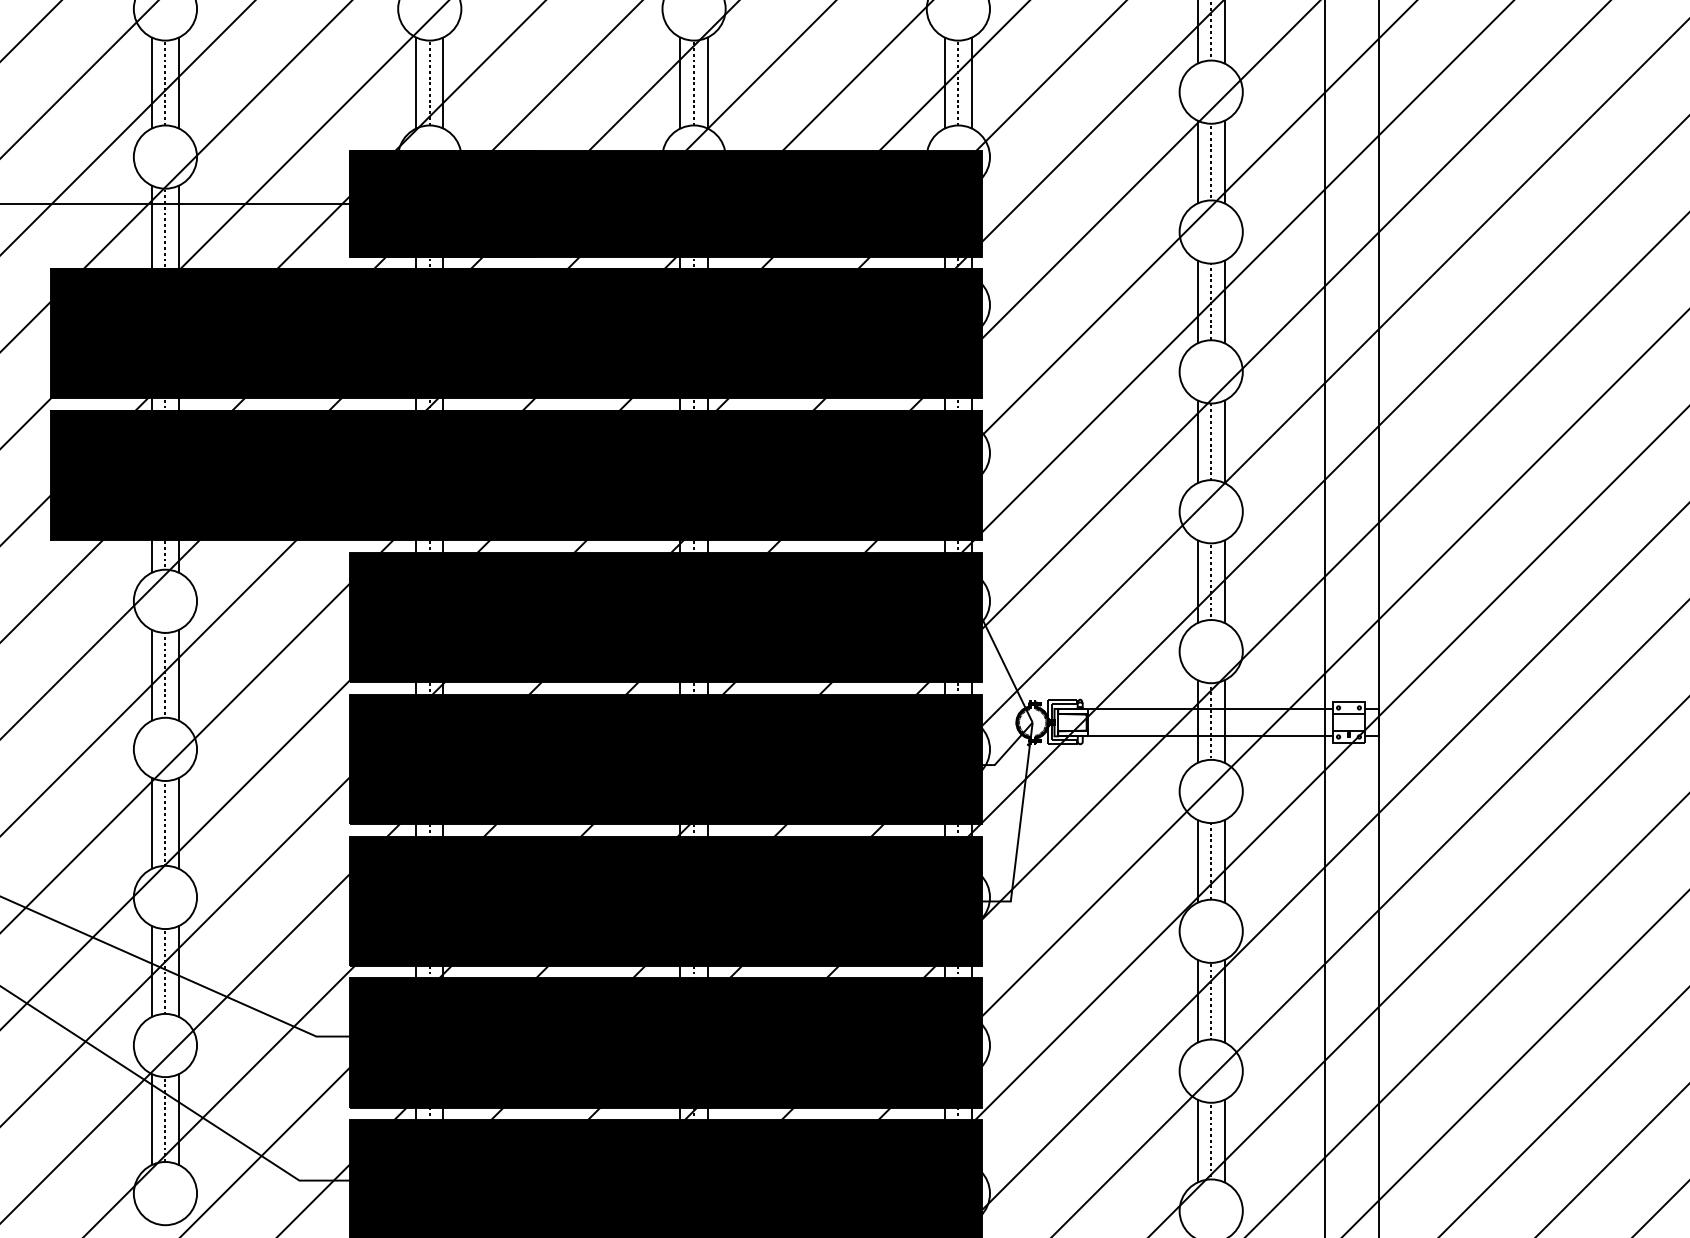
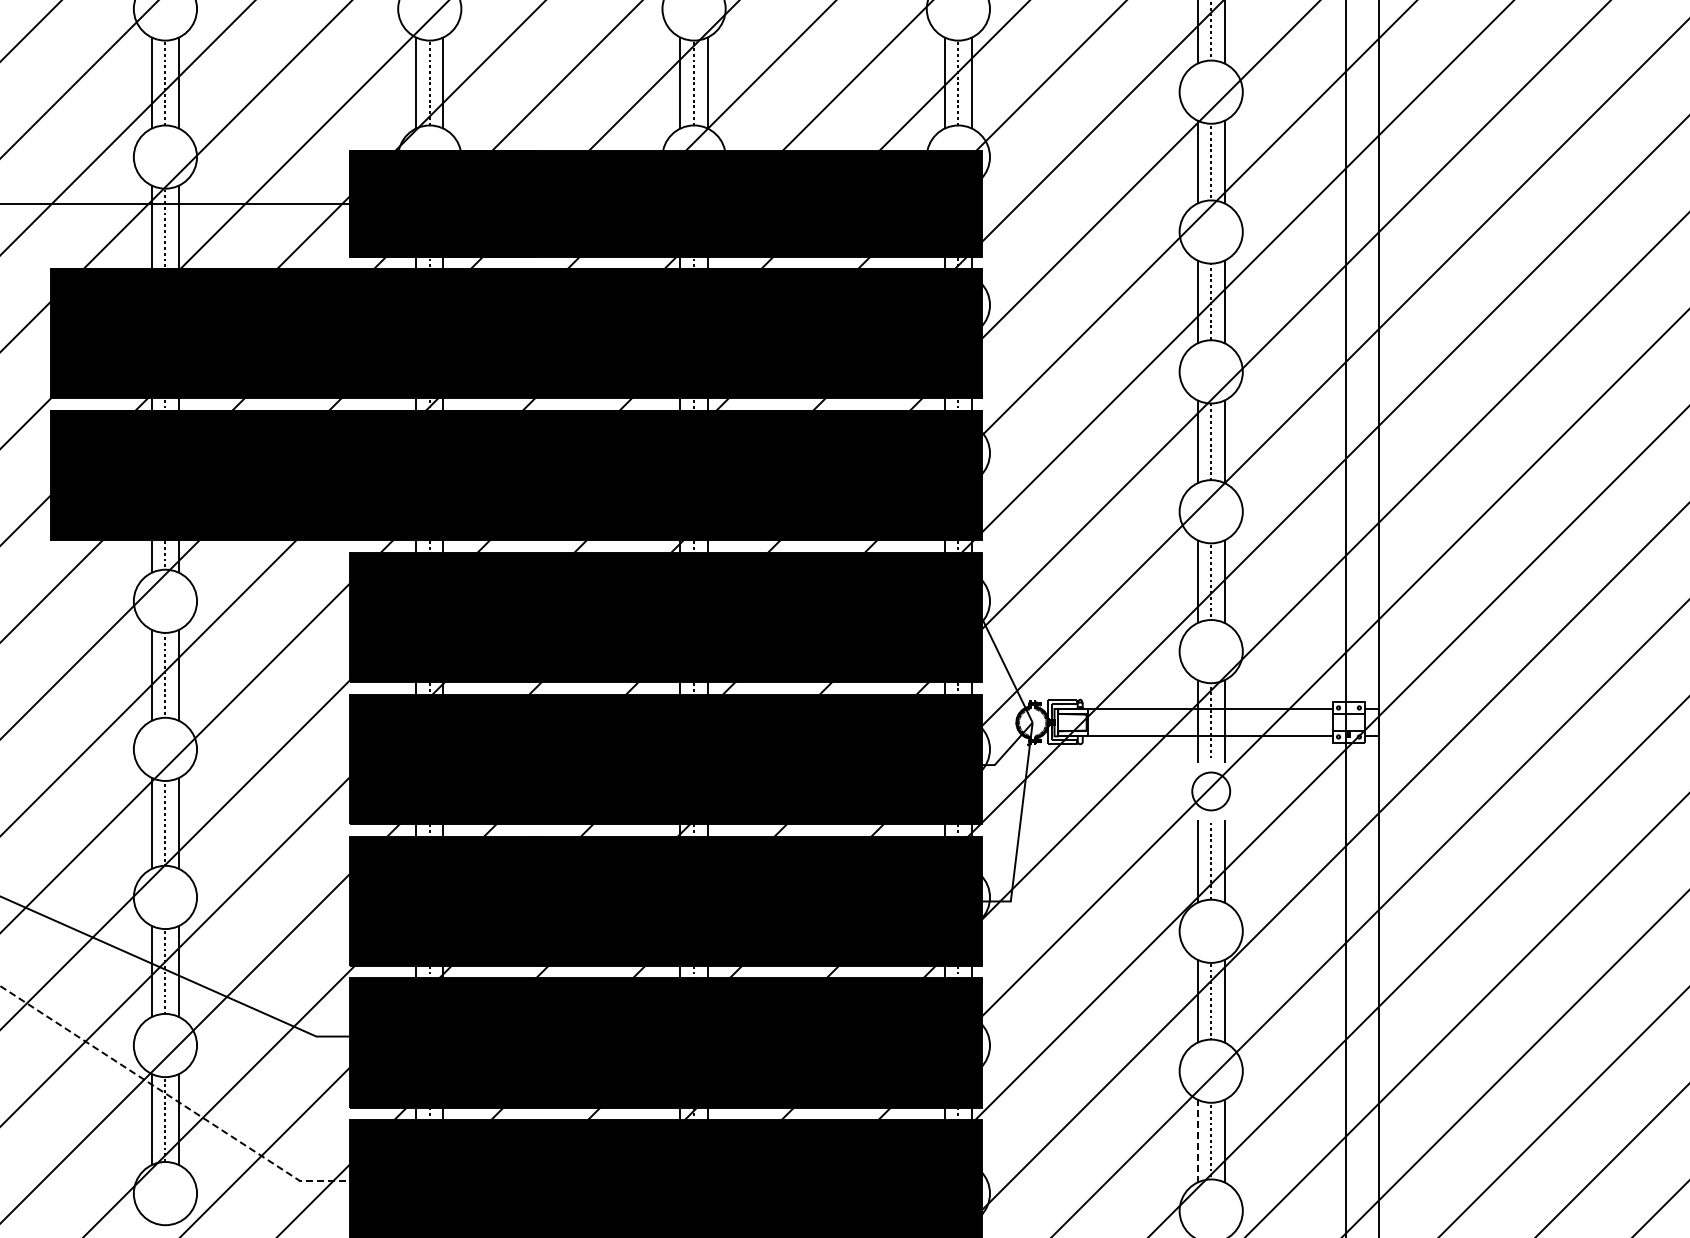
line position: (1324, 618) -> (1345, 618) (1345, 618)
circle diameter: 63 px -> 38 px (1211, 791)
line: solid -> dashed (172, 1097)
line: solid -> dashed (1197, 1140)
